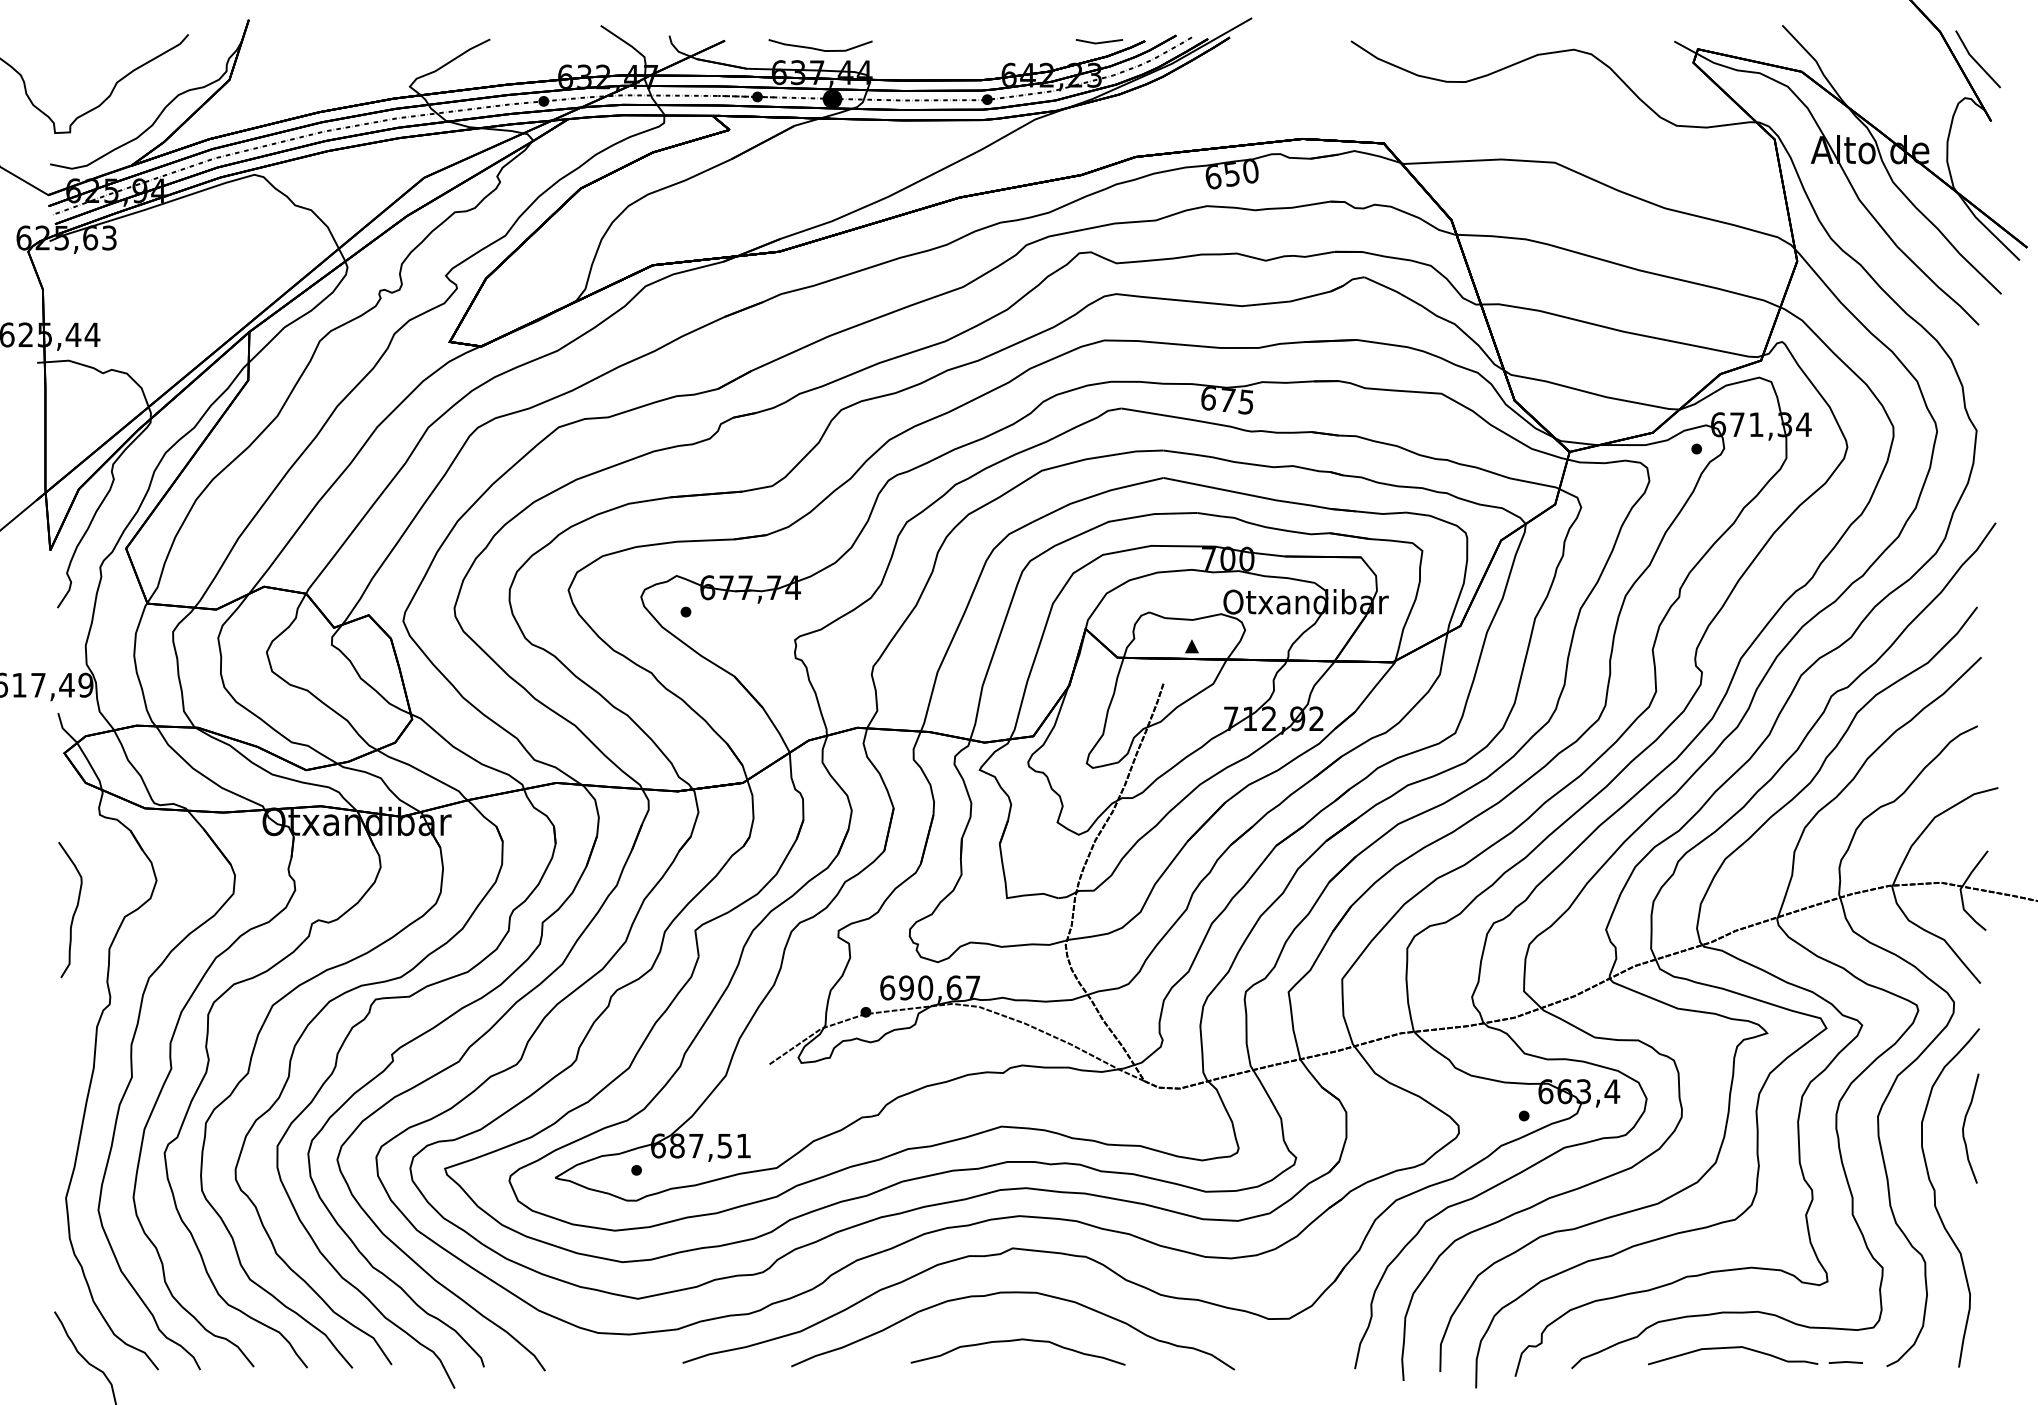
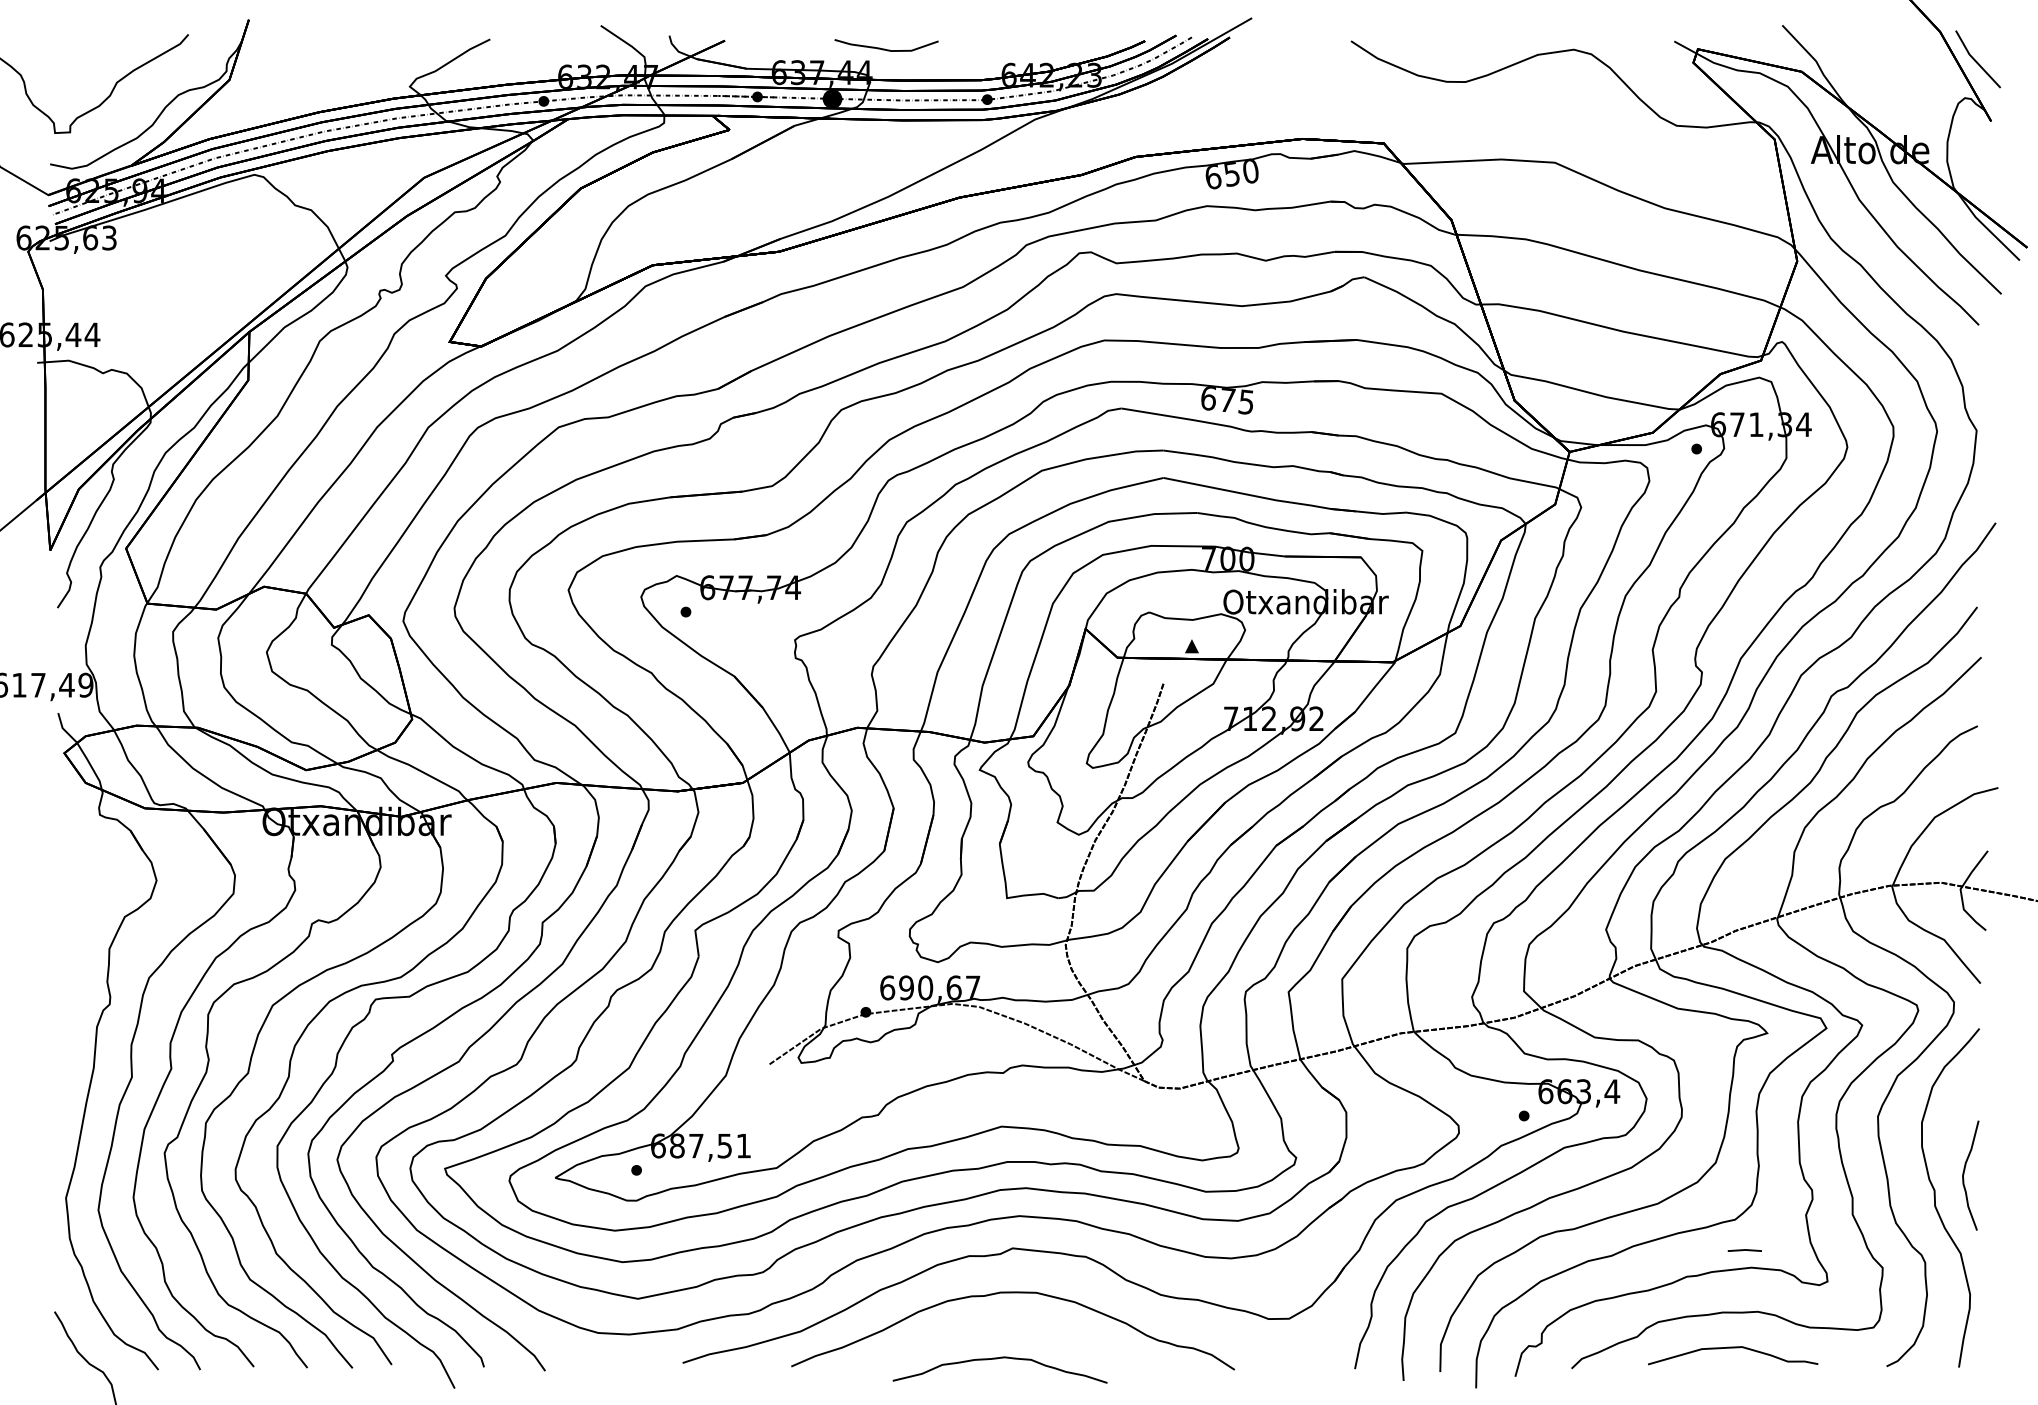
line: present -> none (1099, 42)
curve position: (819, 48) -> (885, 48) (885, 48)
curve: present -> none (74, 910)
curve position: (1964, 1127) -> (1964, 1174) (1964, 1174)
curve position: (1015, 1341) -> (997, 1359) (997, 1359)
line position: (1845, 1362) -> (1744, 1250) (1744, 1250)
